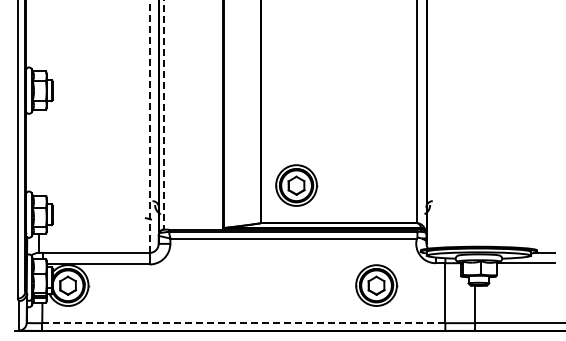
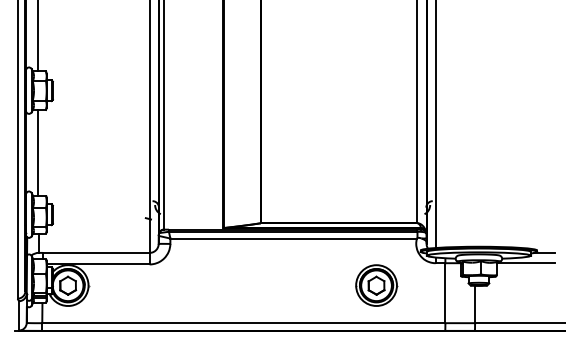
line: none -> present (37, 36)
line: dashed -> solid (164, 115)
line: none -> present (435, 125)
line: dashed -> solid (149, 126)
line: none -> present (37, 152)
part: present -> none (296, 185)
line: dashed -> solid (243, 323)
